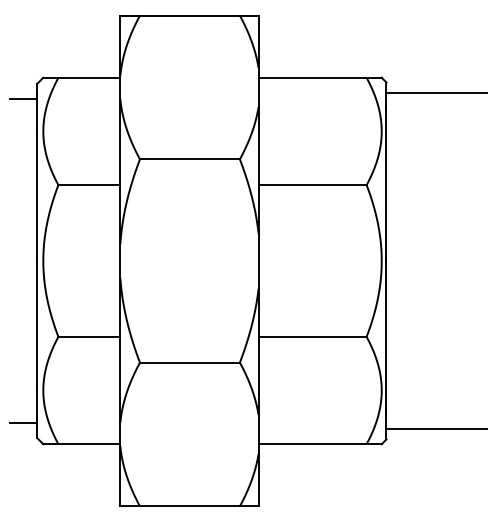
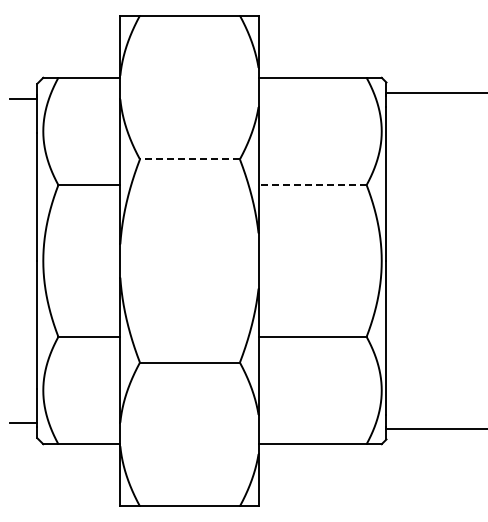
line: solid -> dashed (189, 159)
line: solid -> dashed (312, 185)
